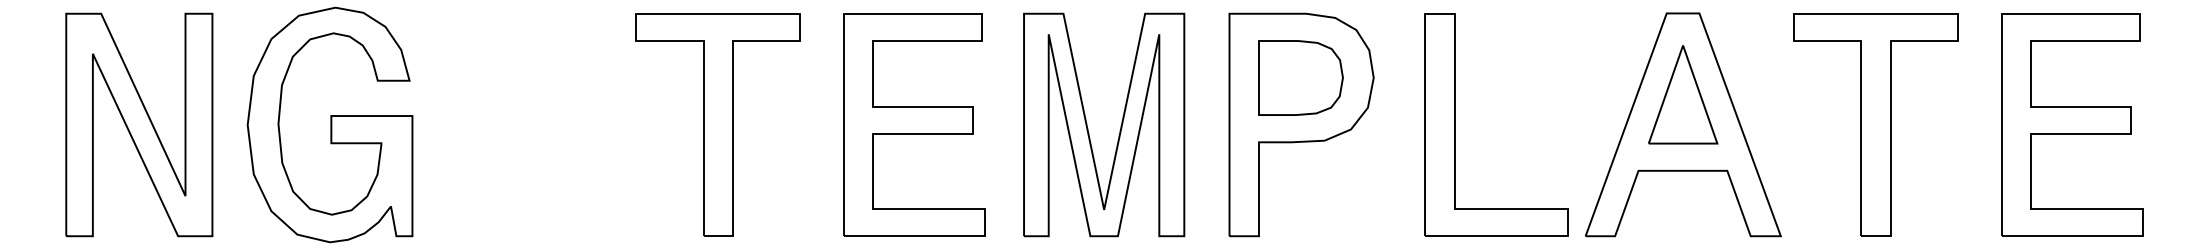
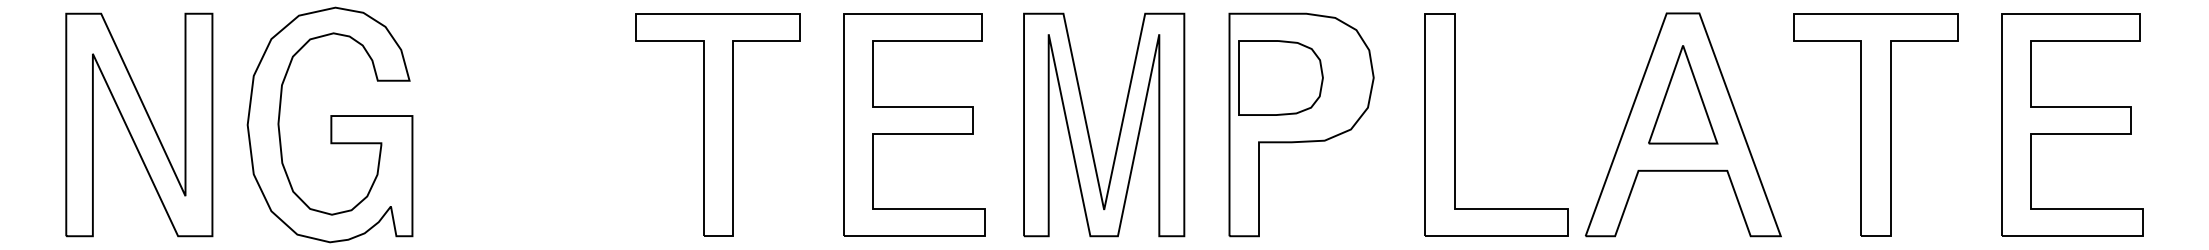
part position: (1300, 77) -> (1280, 77) (1280, 77)
